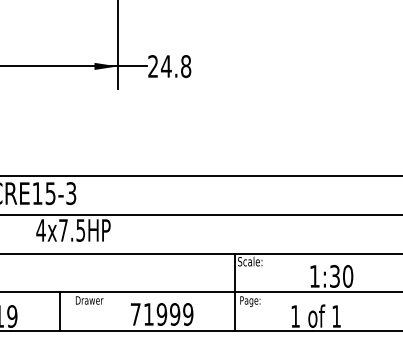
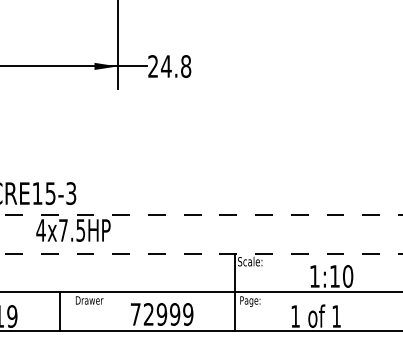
line: present -> none (200, 176)
line: solid -> dashed (201, 215)
line: solid -> dashed (201, 253)
text: 1:30 -> 1:10 (334, 276)
text: 71999 -> 72999 (148, 314)
